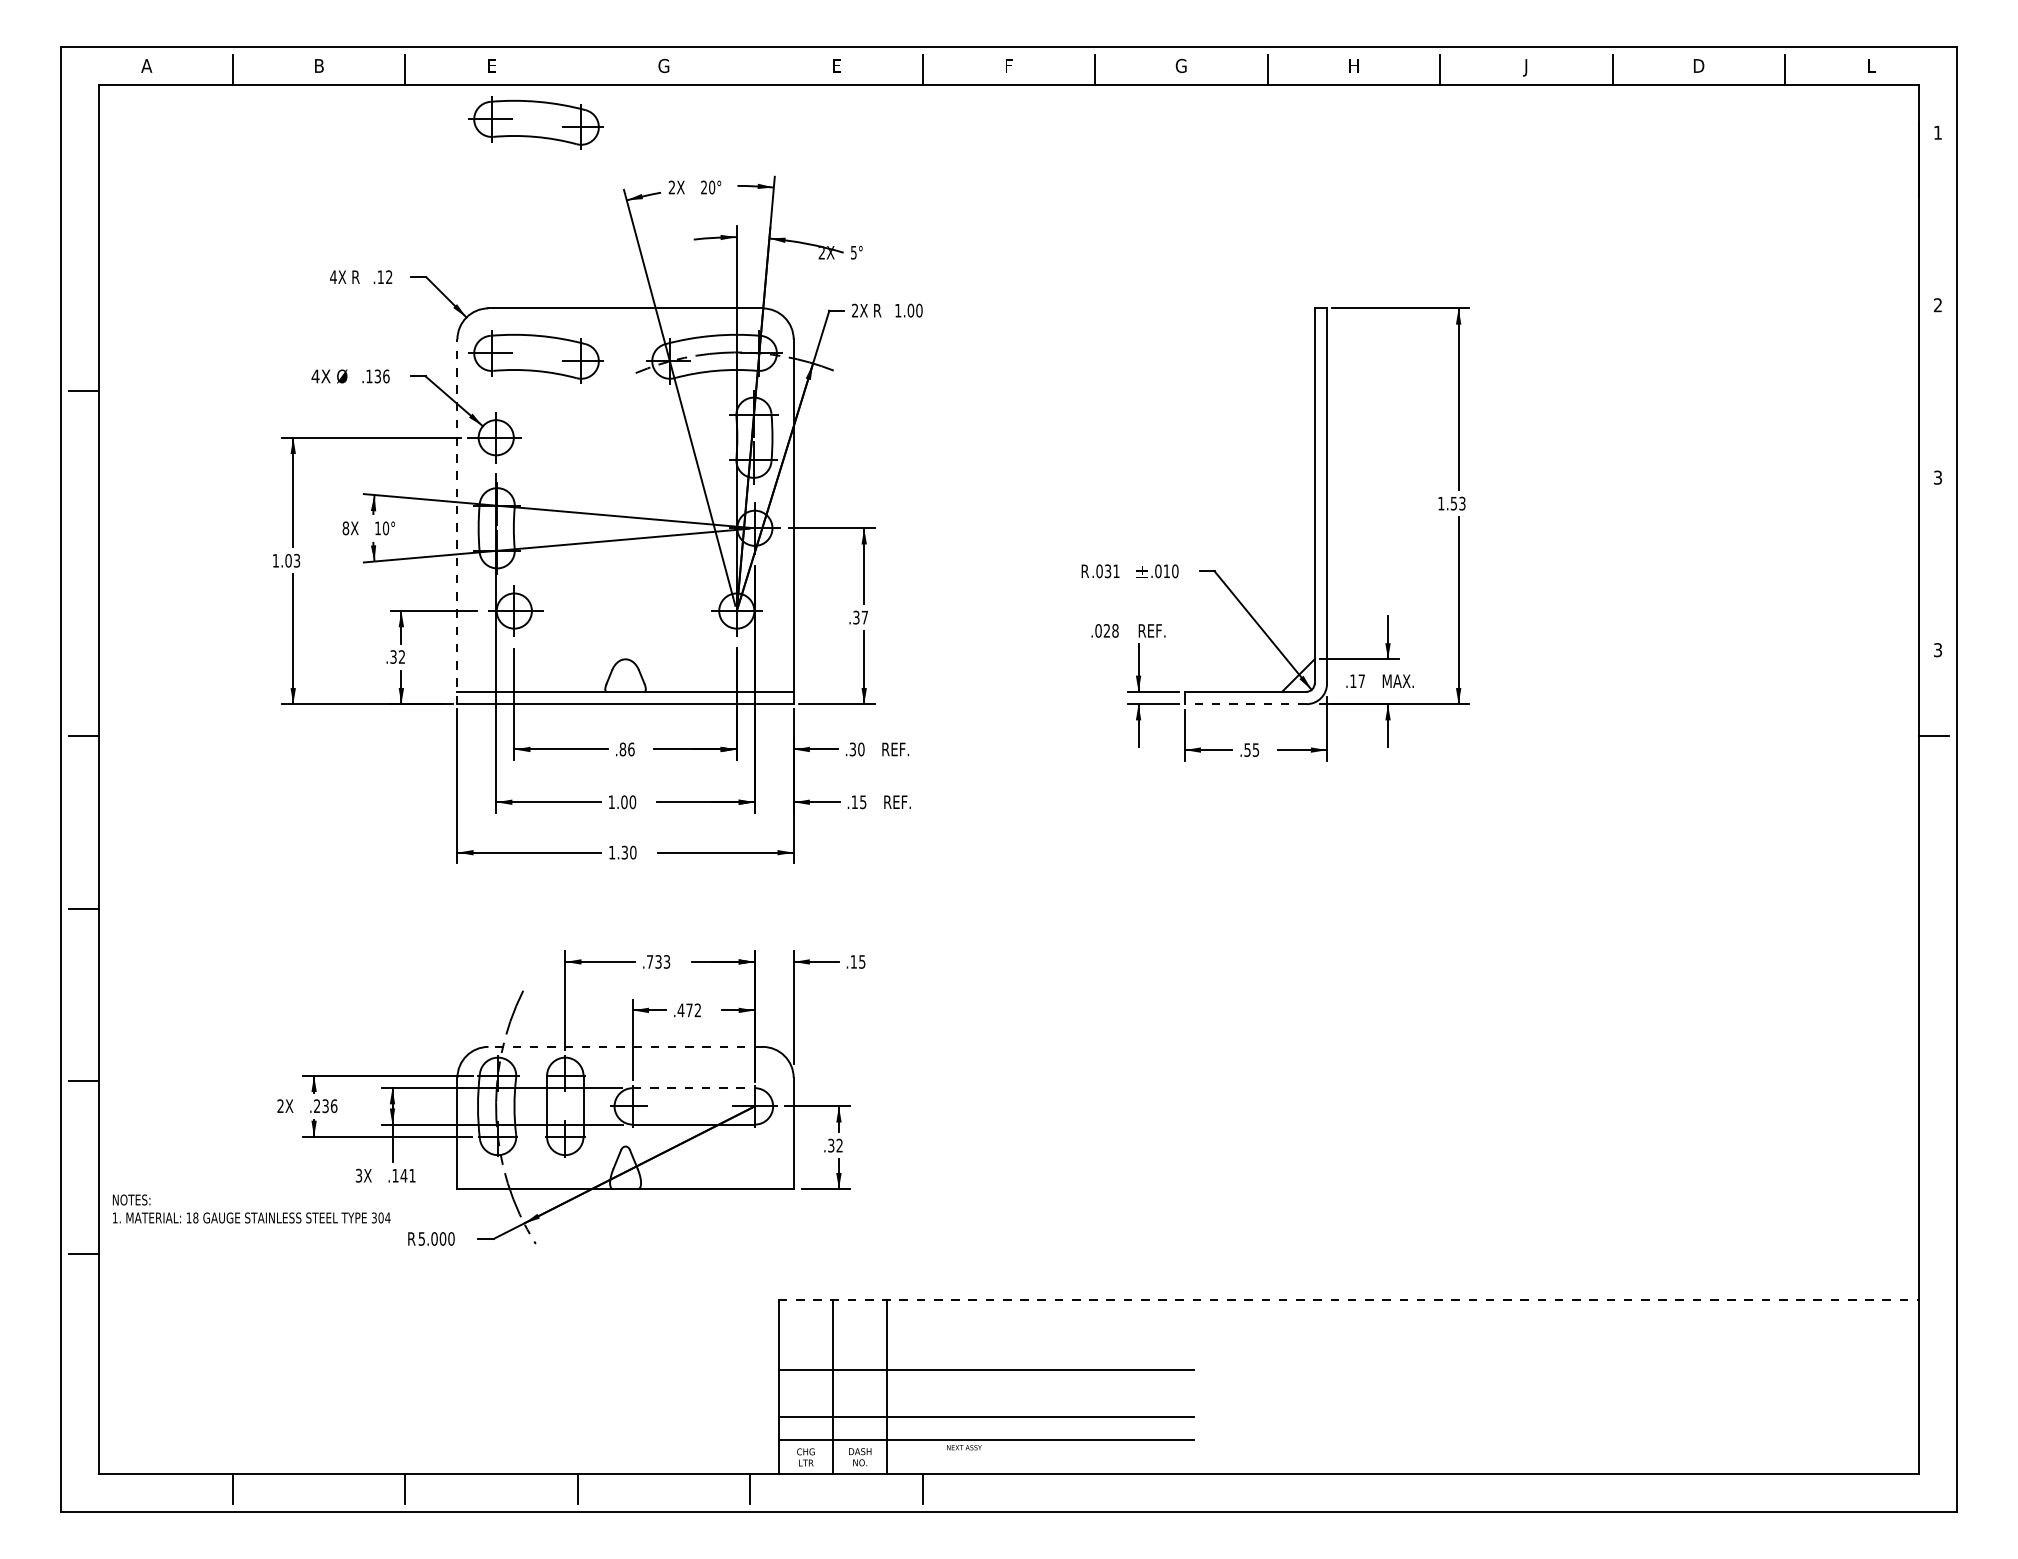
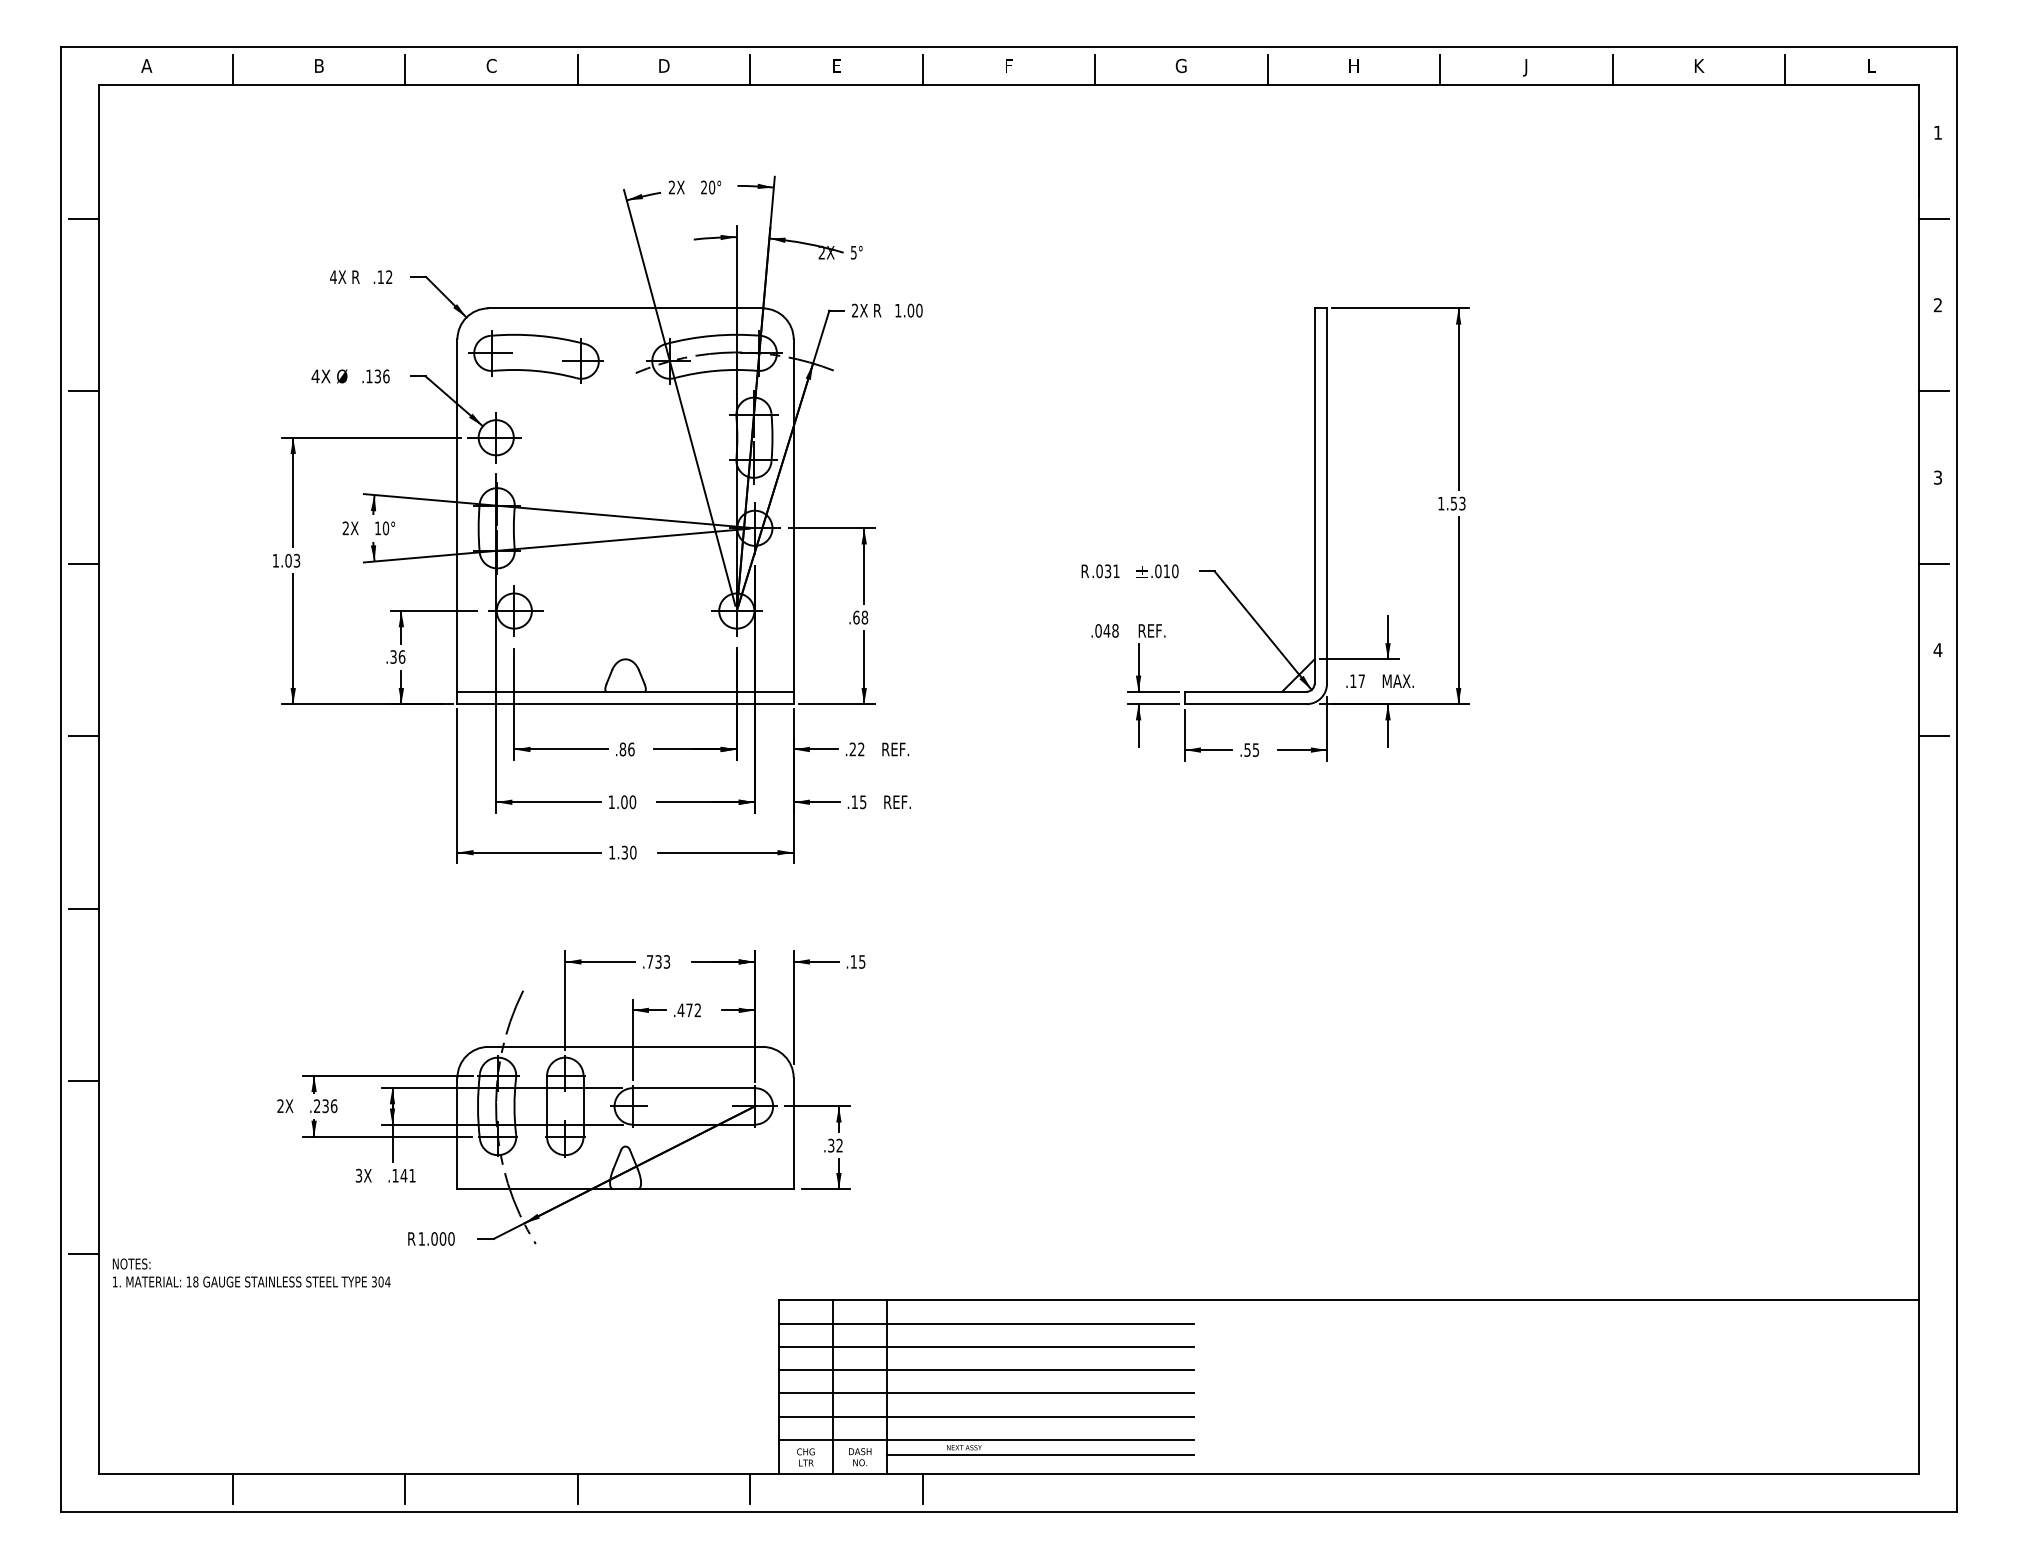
text: E -> C (491, 65)
text: G -> D (663, 65)
text: D -> K (1699, 65)
line: none -> present (577, 70)
line: none -> present (750, 70)
part: present -> none (535, 122)
line: none -> present (84, 219)
line: none -> present (1933, 219)
line: none -> present (1933, 391)
line: dashed -> solid (457, 521)
text: 8X -> 2X (345, 528)
line: none -> present (84, 563)
line: none -> present (1933, 563)
text: .37 -> .68 (860, 617)
text: .028 -> .048 (1106, 630)
text: 3 -> 4 (1937, 650)
text: .32 -> .36 (401, 656)
line: dashed -> solid (1245, 704)
text: .30 -> .22 (856, 749)
line: dashed -> solid (625, 1046)
line: dashed -> solid (694, 1088)
text position: (251, 1208) -> (251, 1272) (251, 1272)
text: 5.000 -> 1.000 (421, 1238)
line: dashed -> solid (1348, 1300)
line: none -> present (986, 1323)
line: none -> present (986, 1346)
line: none -> present (986, 1393)
line: none -> present (1040, 1455)
